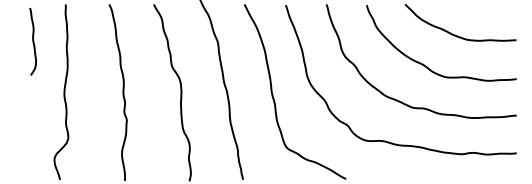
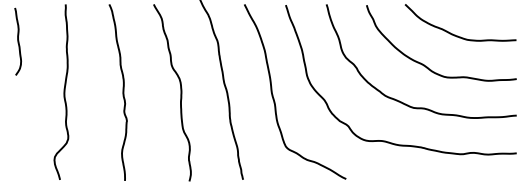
curve position: (32, 41) -> (17, 41) (17, 41)
